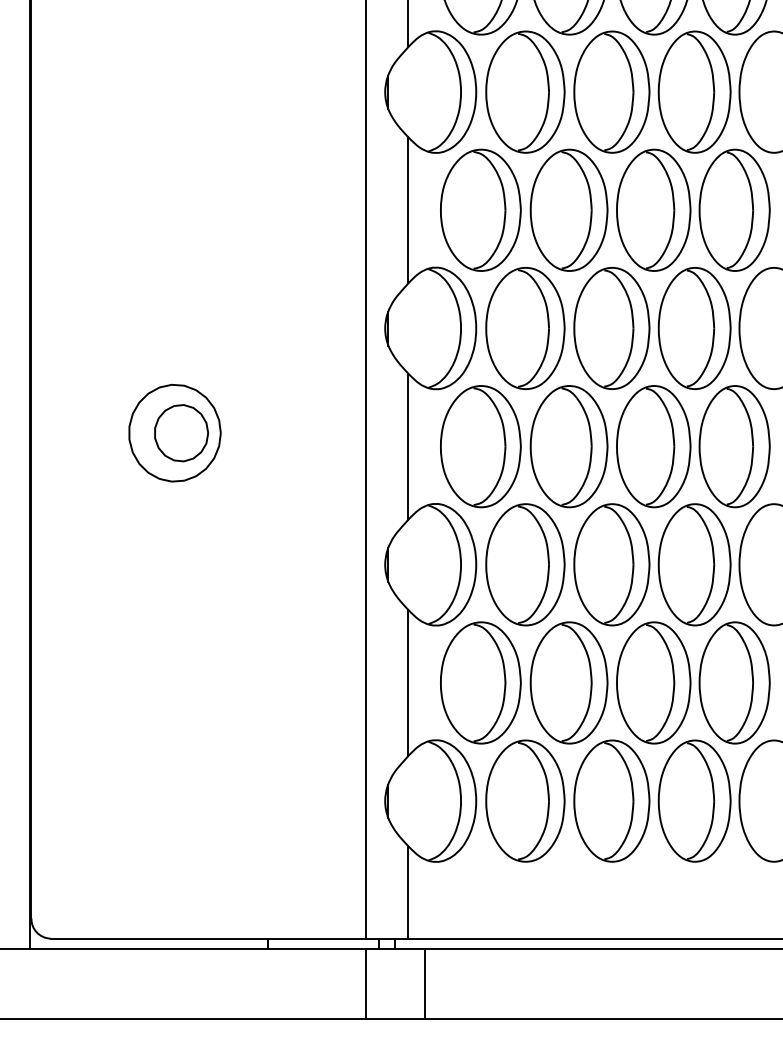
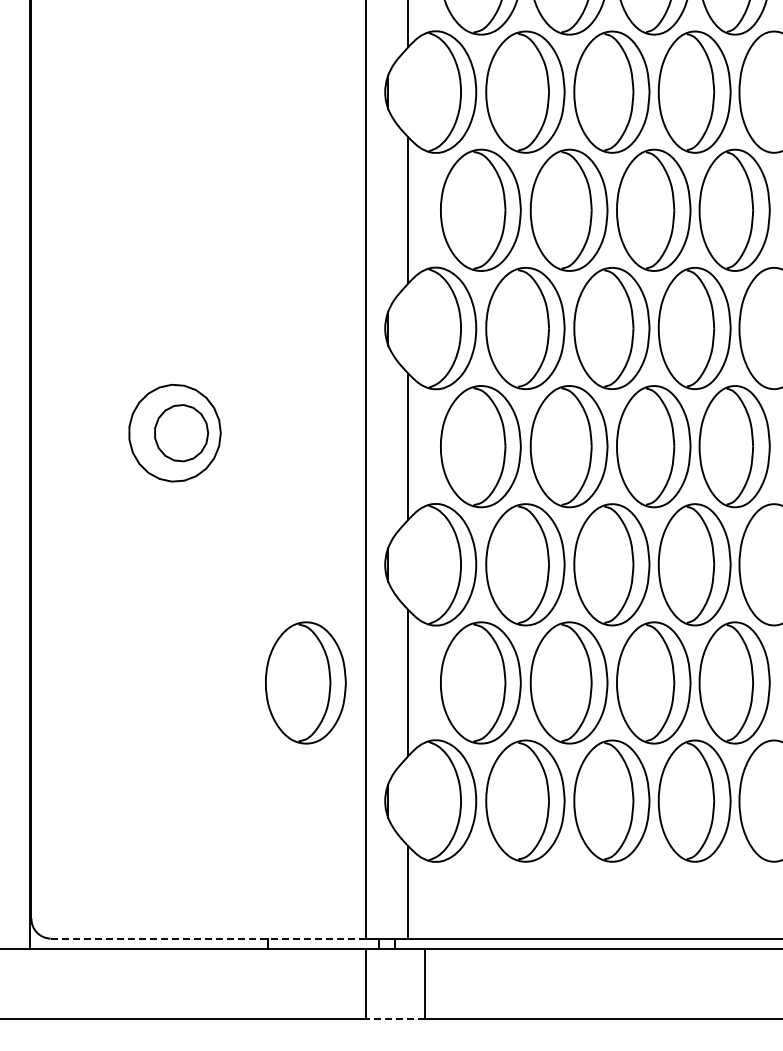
part: none -> present (305, 682)
line: solid -> dashed (208, 938)
line: solid -> dashed (394, 1019)
